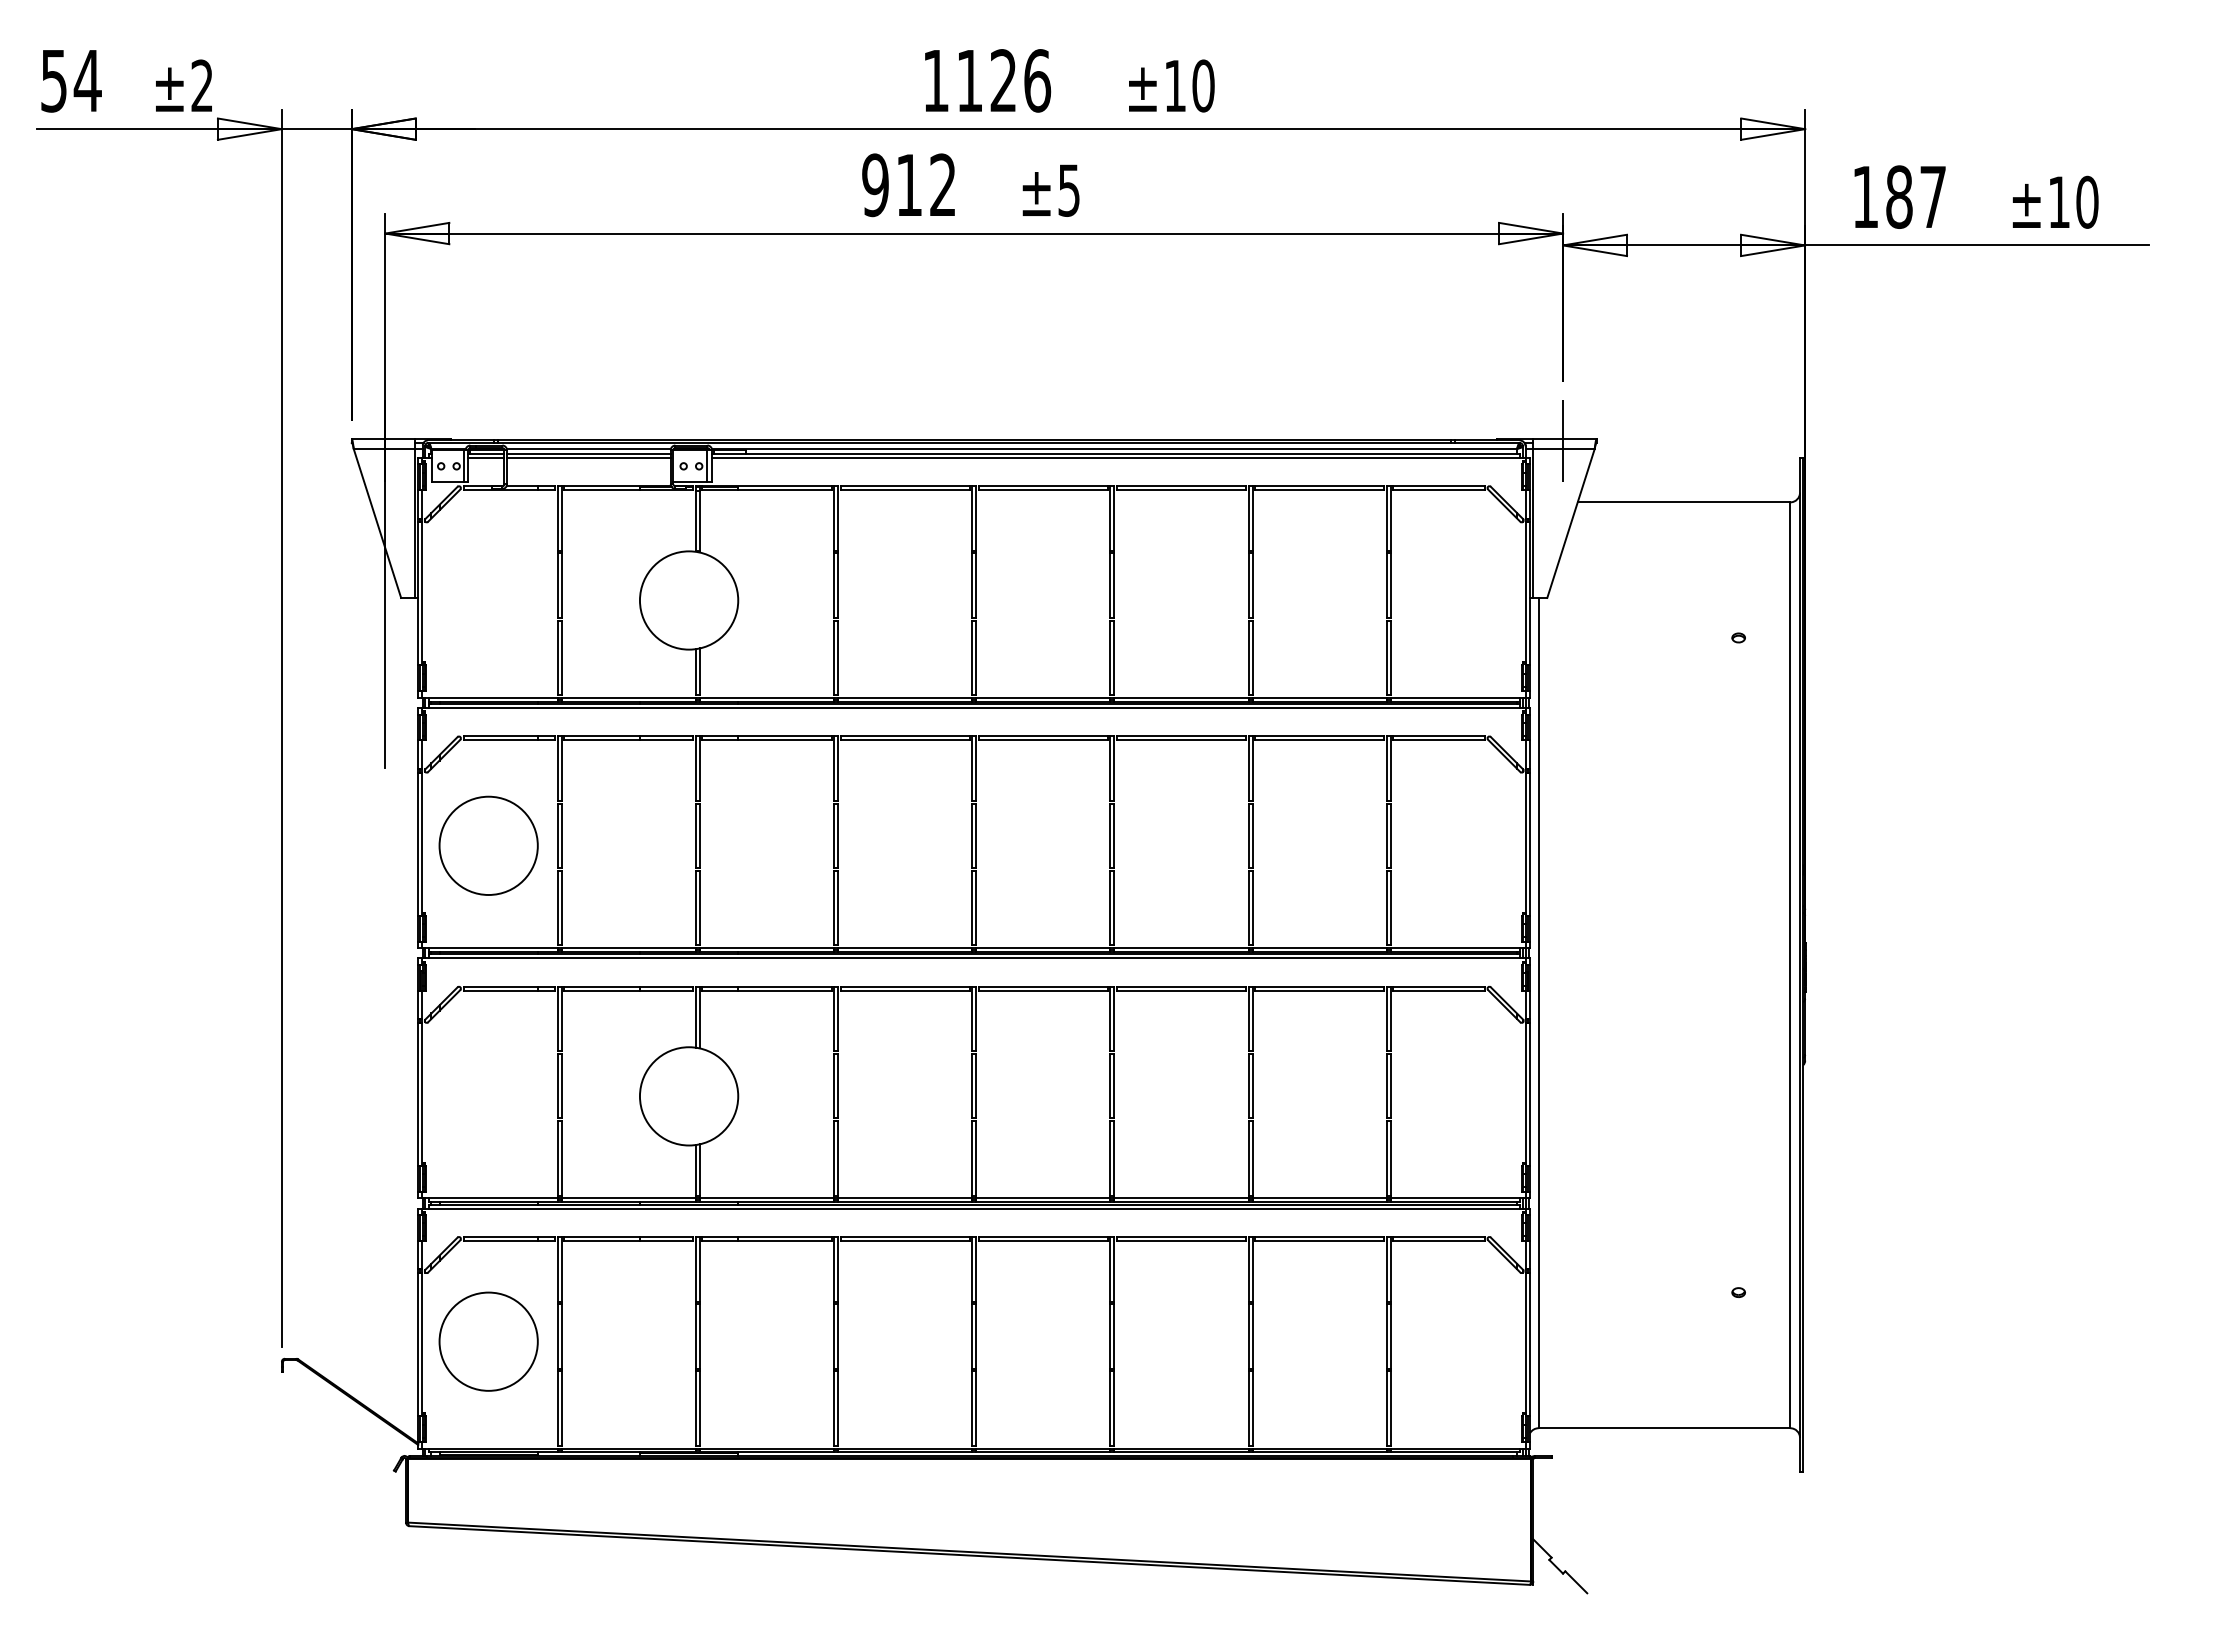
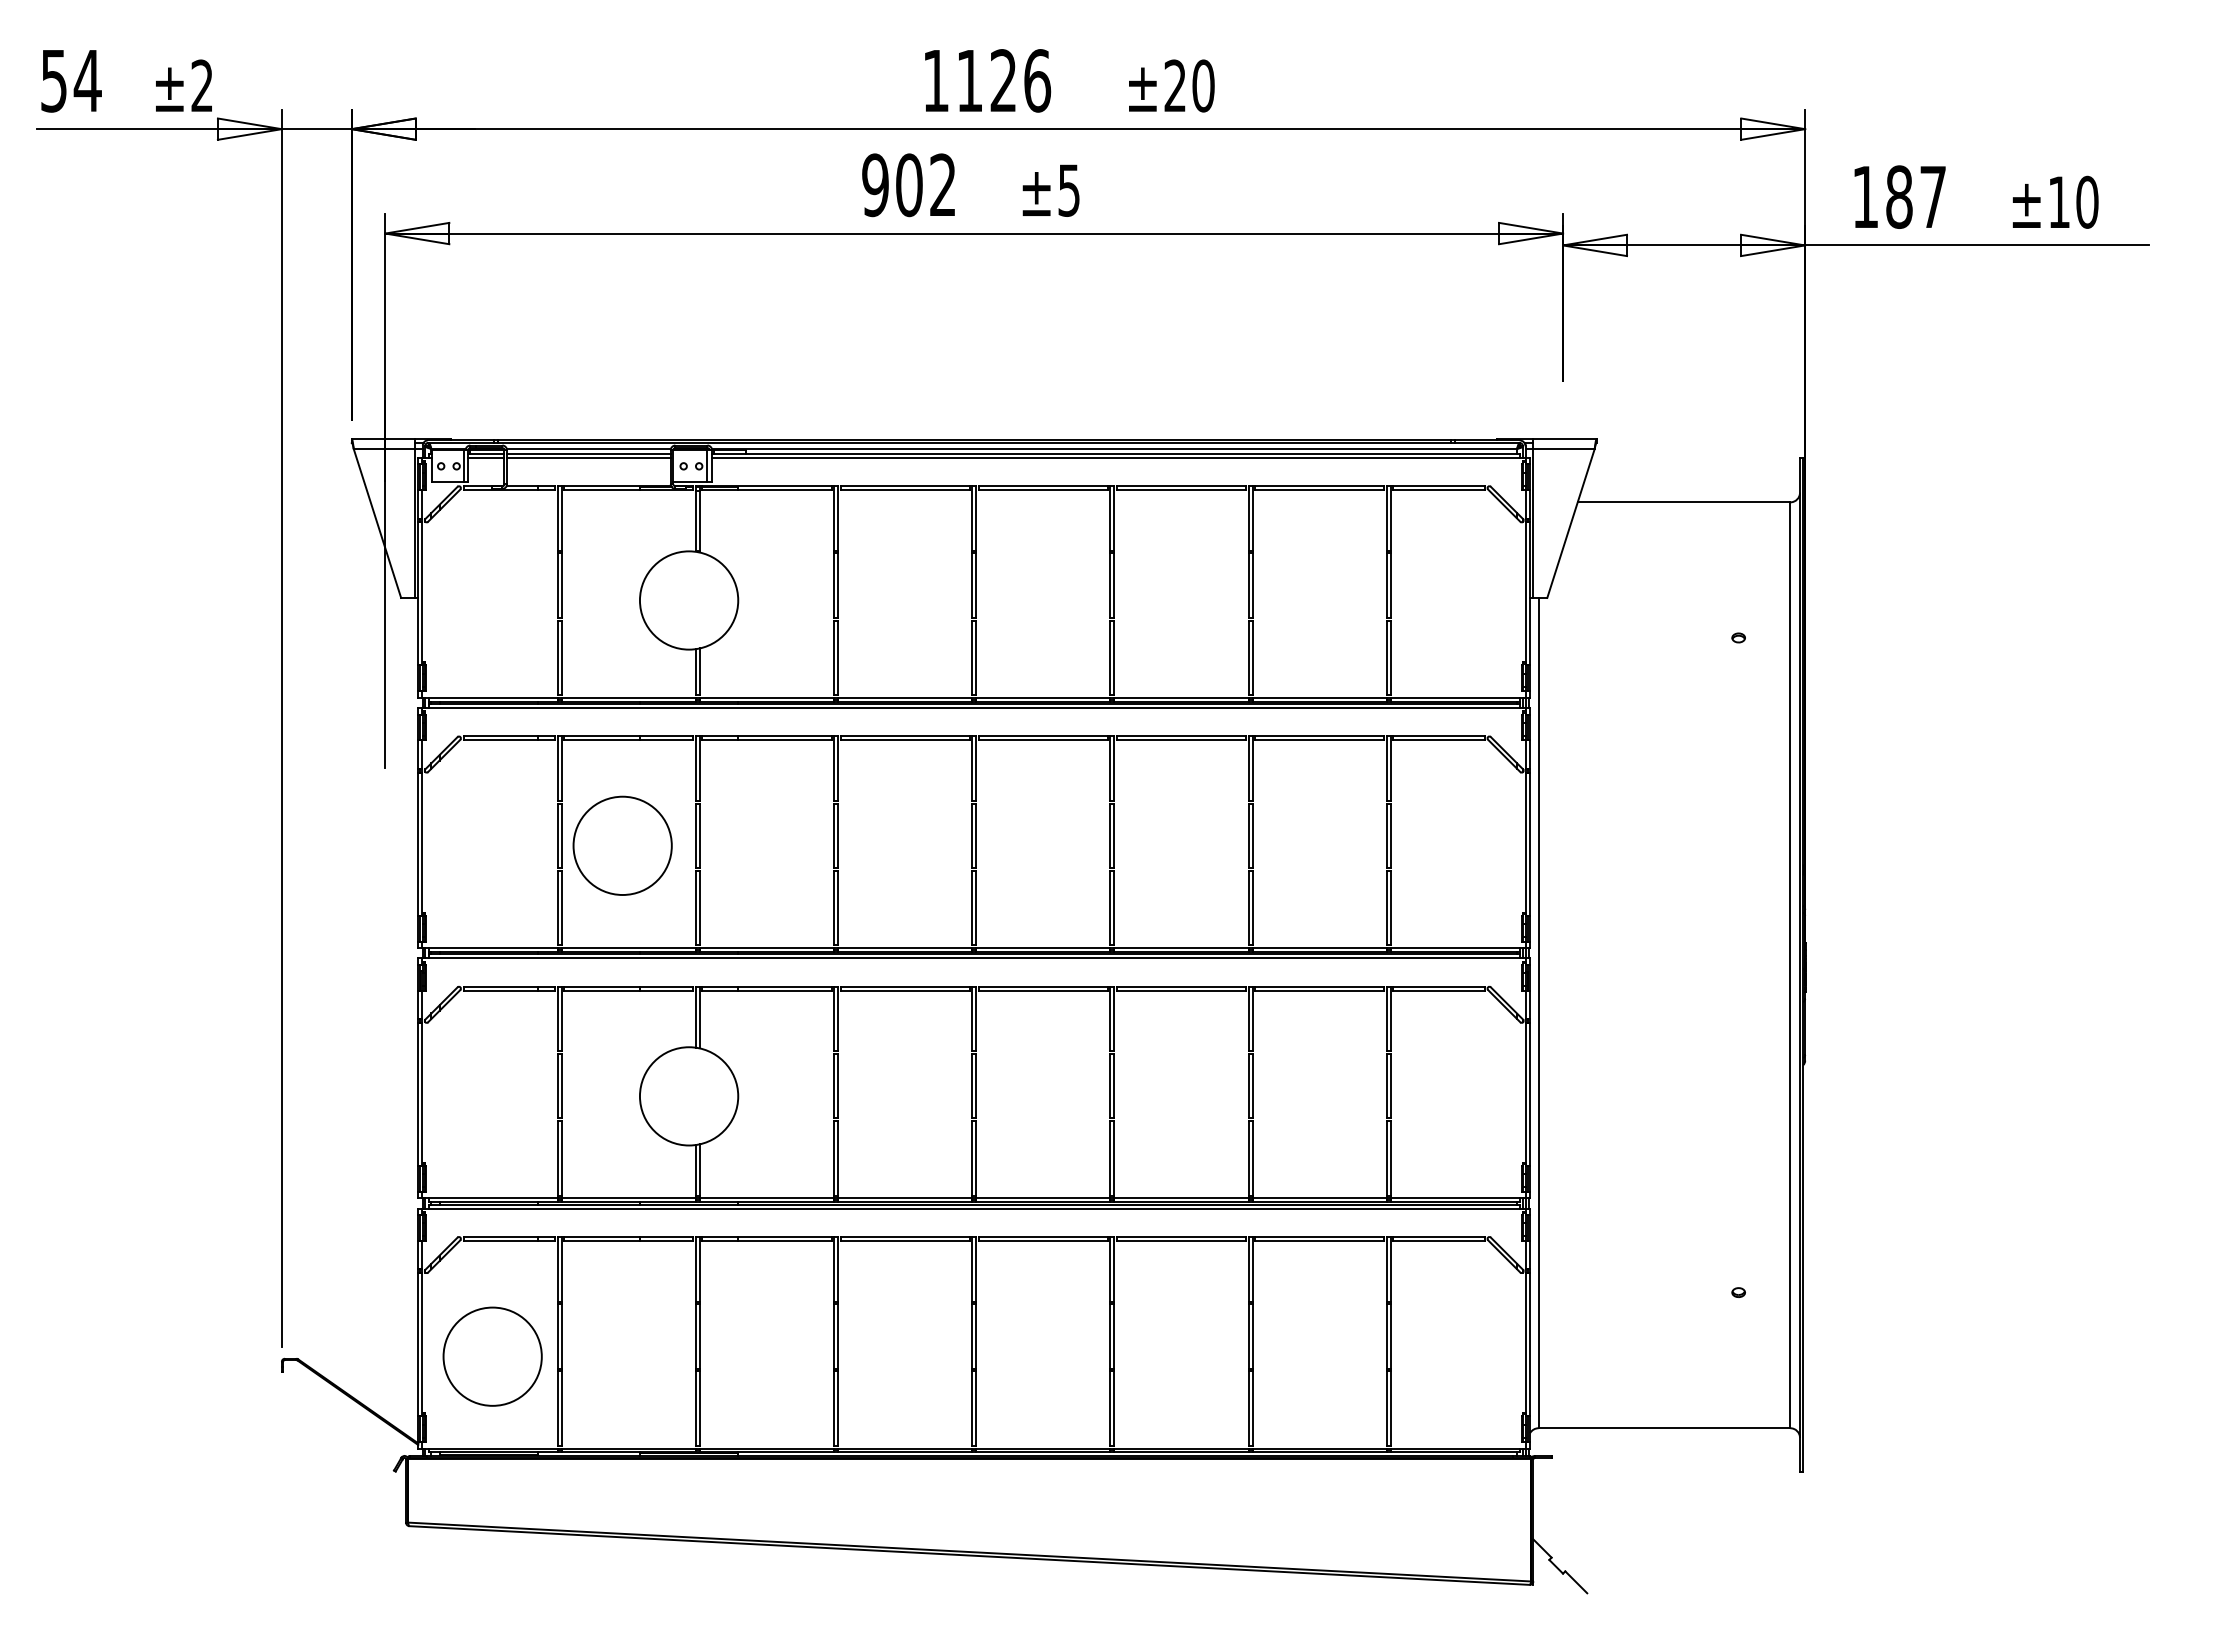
text: ±10 -> ±20 (1174, 85)
text: 912 -> 902 (909, 185)
line: present -> none (1563, 440)
circle position: (488, 845) -> (622, 845) (622, 845)
circle position: (488, 1341) -> (492, 1356) (492, 1356)
